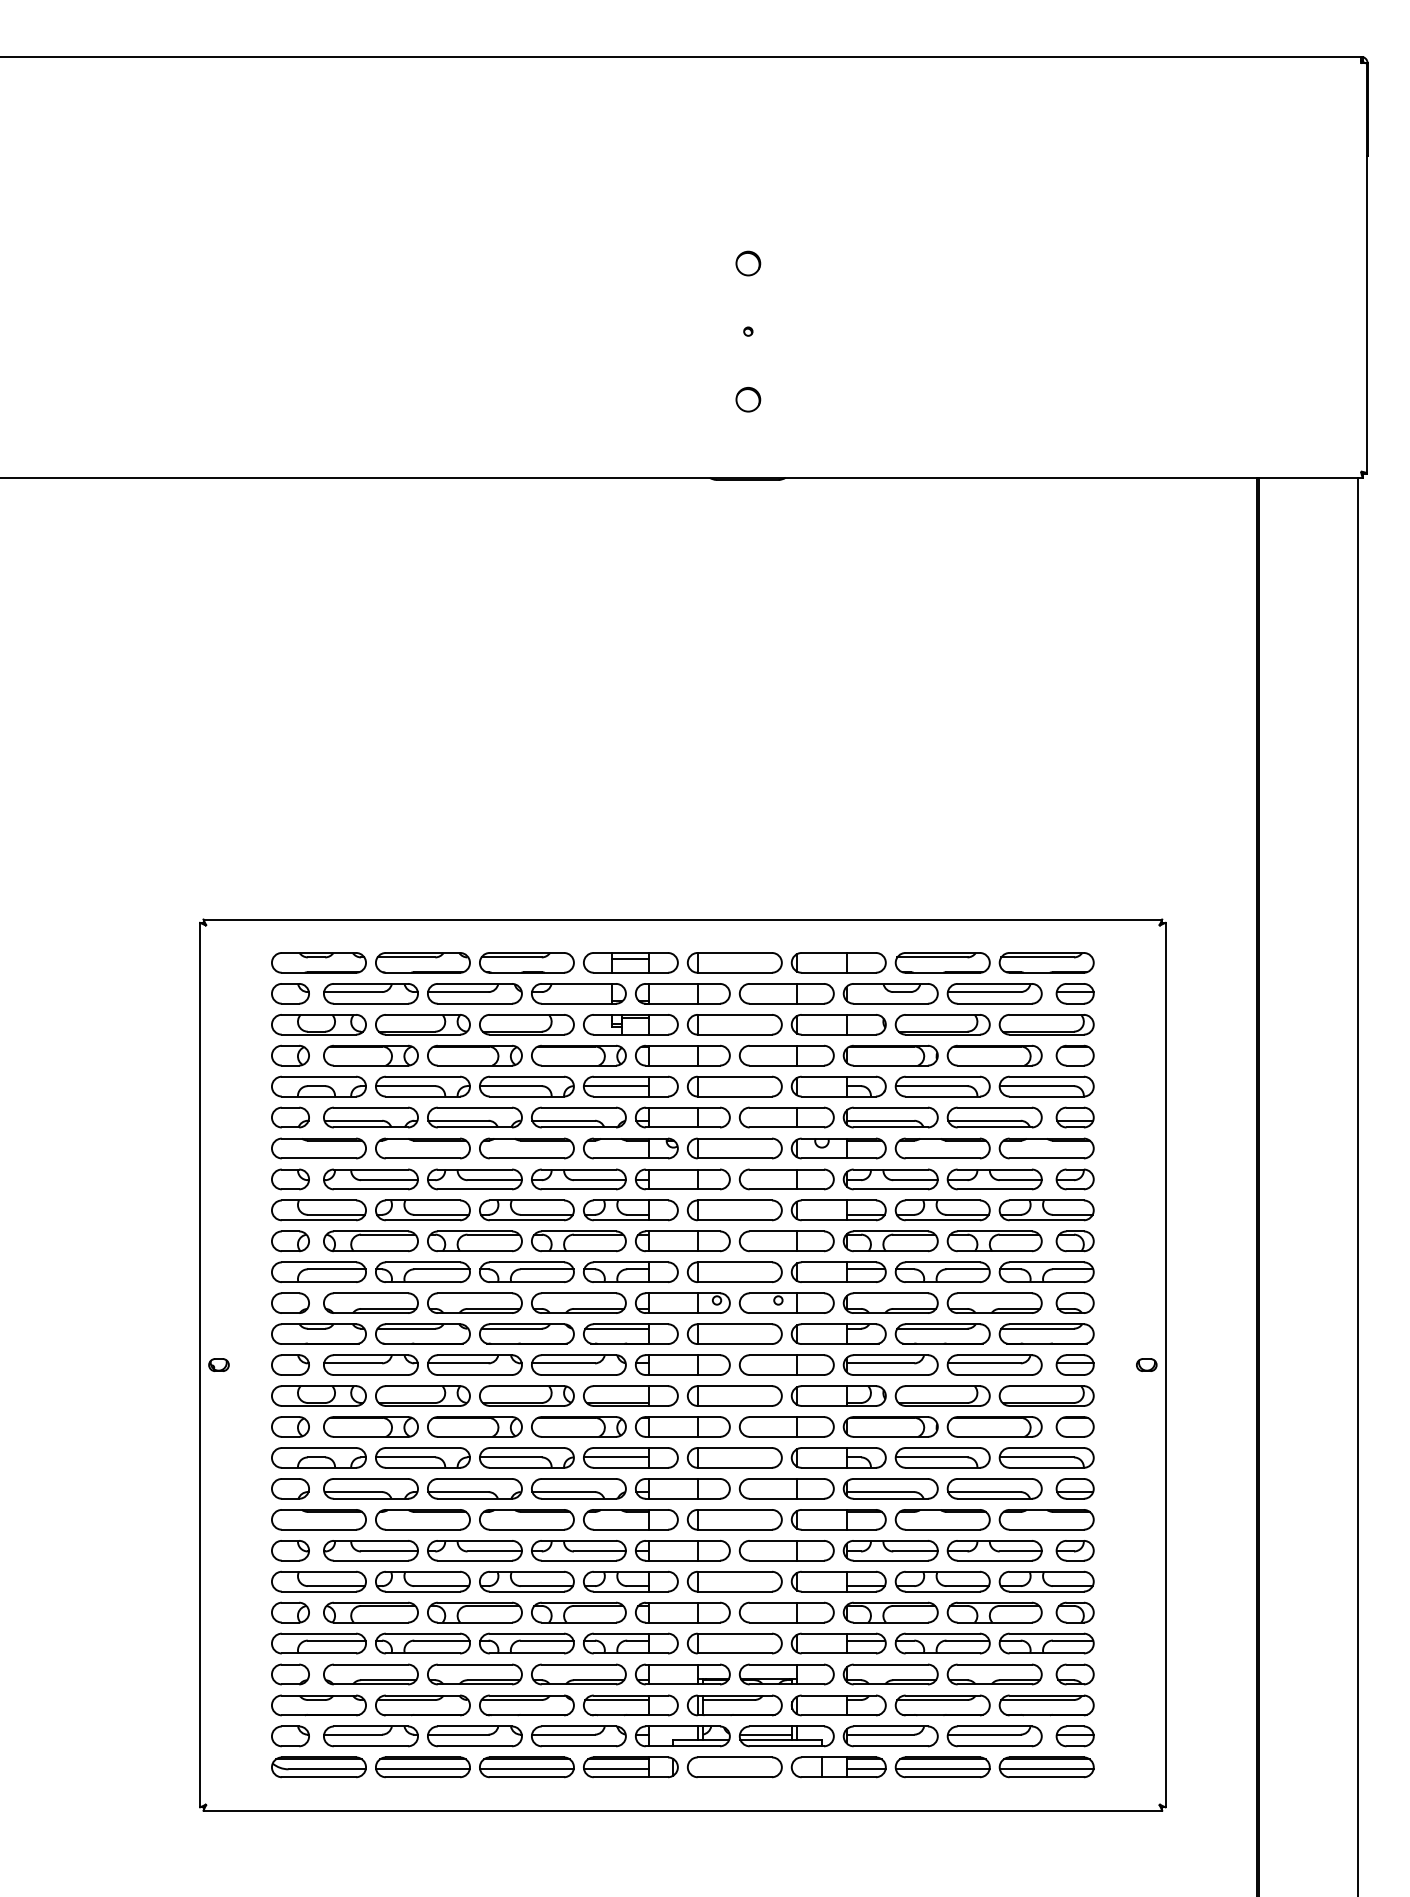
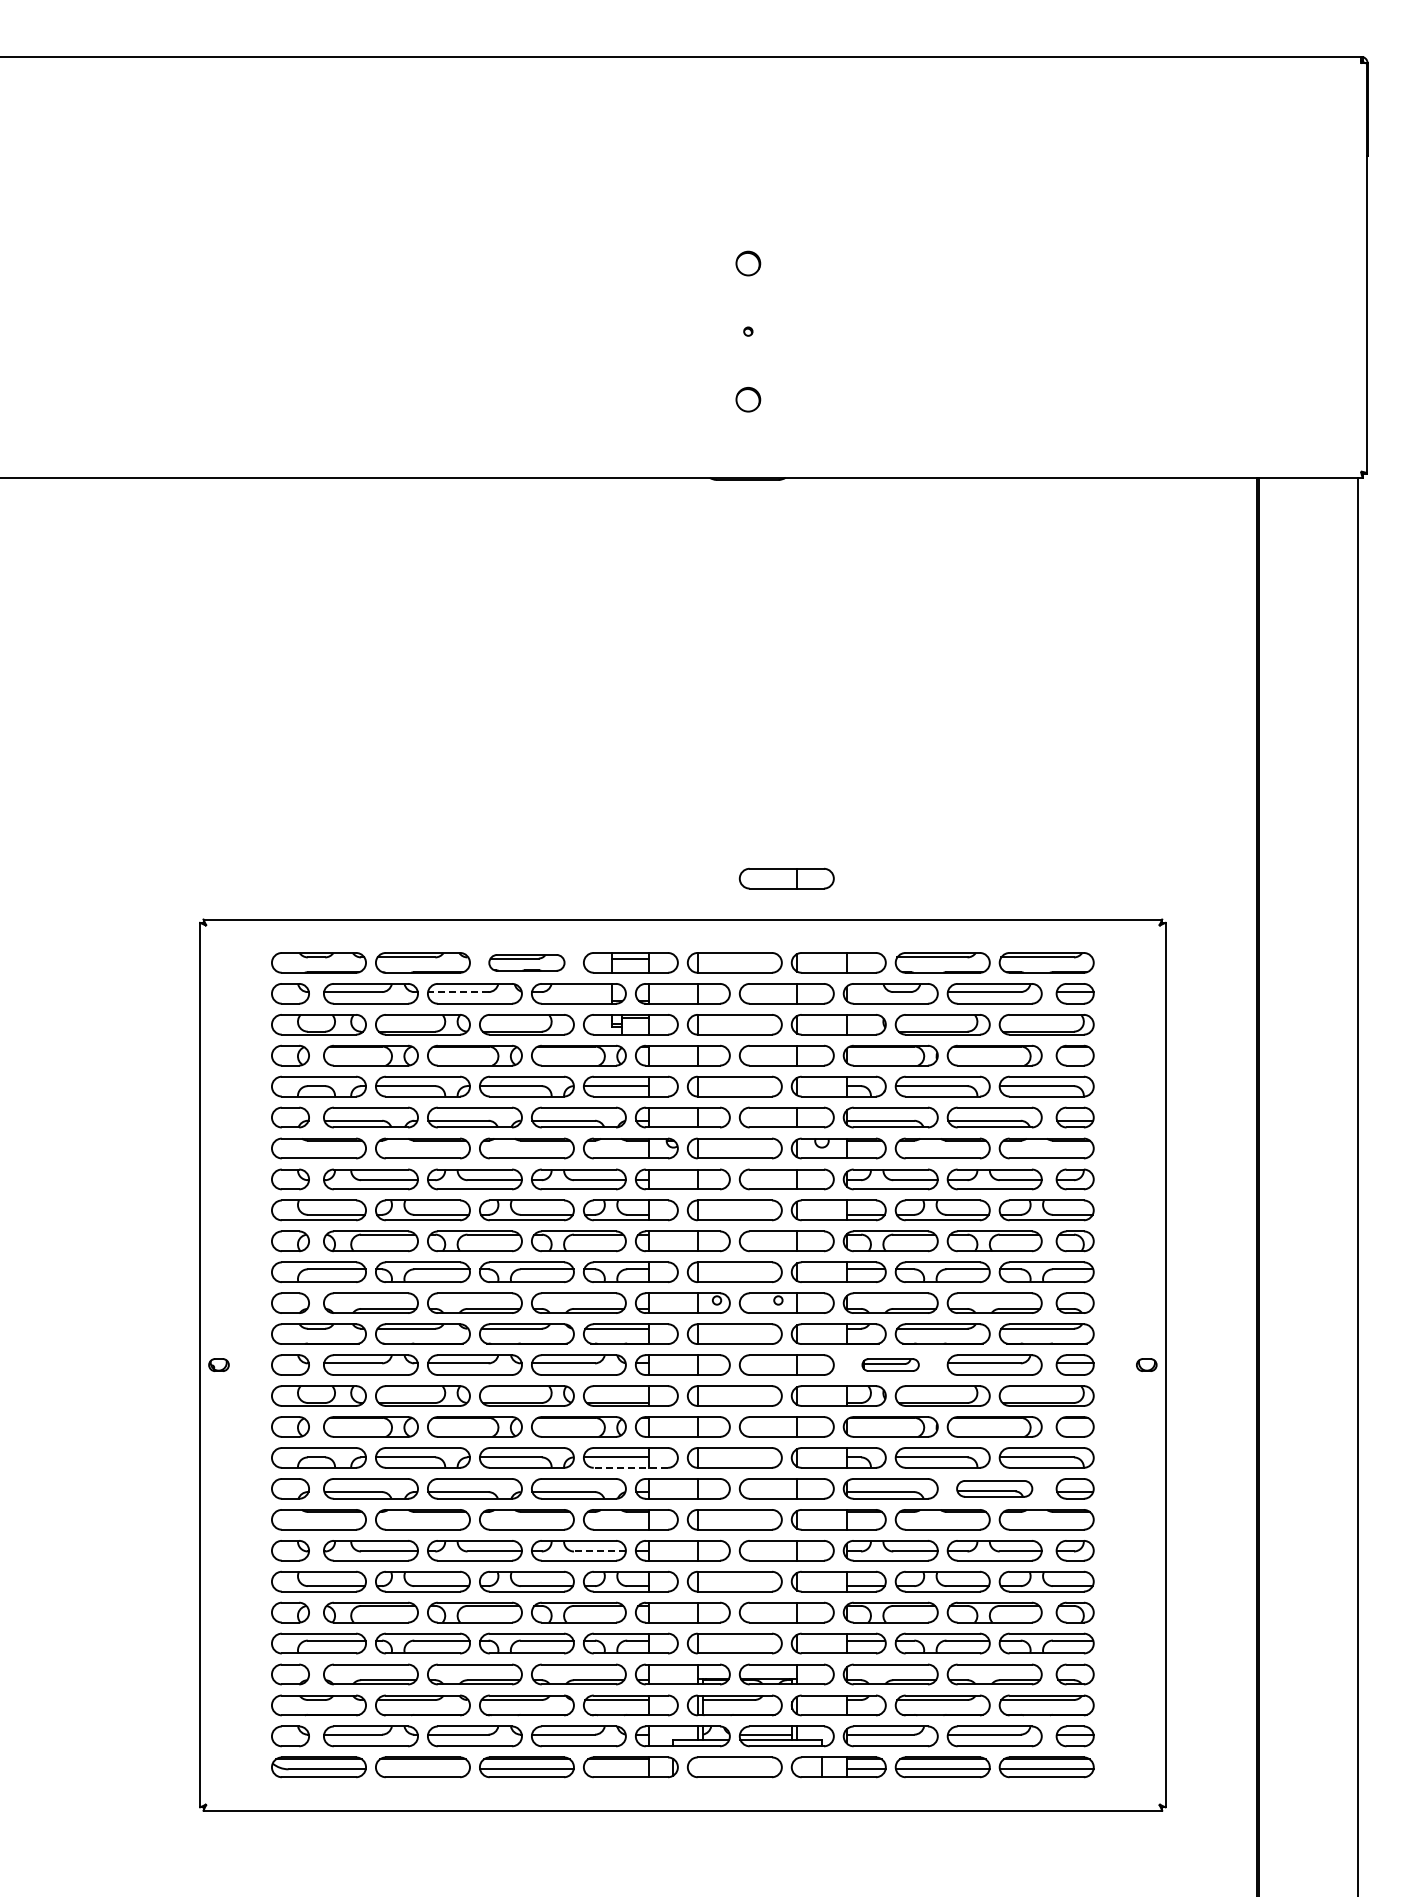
part: none -> present (786, 878)
part size: 96x22 px -> 78x18 px (526, 962)
line: solid -> dashed (457, 992)
part size: 97x22 px -> 59x14 px (890, 1364)
line: solid -> dashed (630, 1467)
part size: 97x22 px -> 78x18 px (994, 1488)
line: solid -> dashed (599, 1551)
line: present -> none (422, 1769)
line: present -> none (616, 1769)
